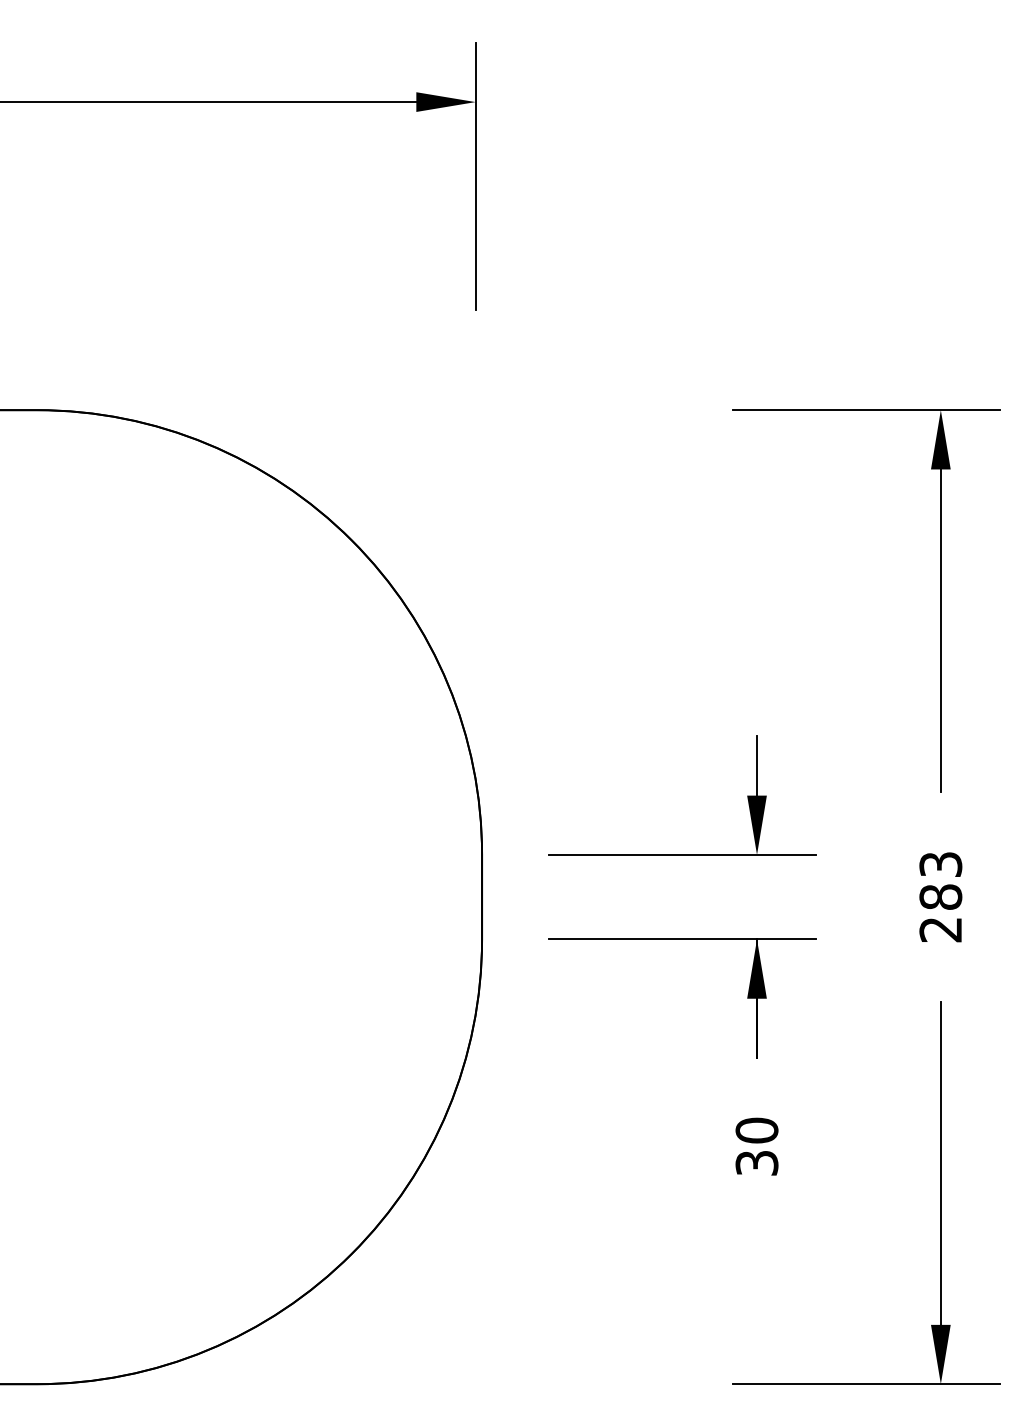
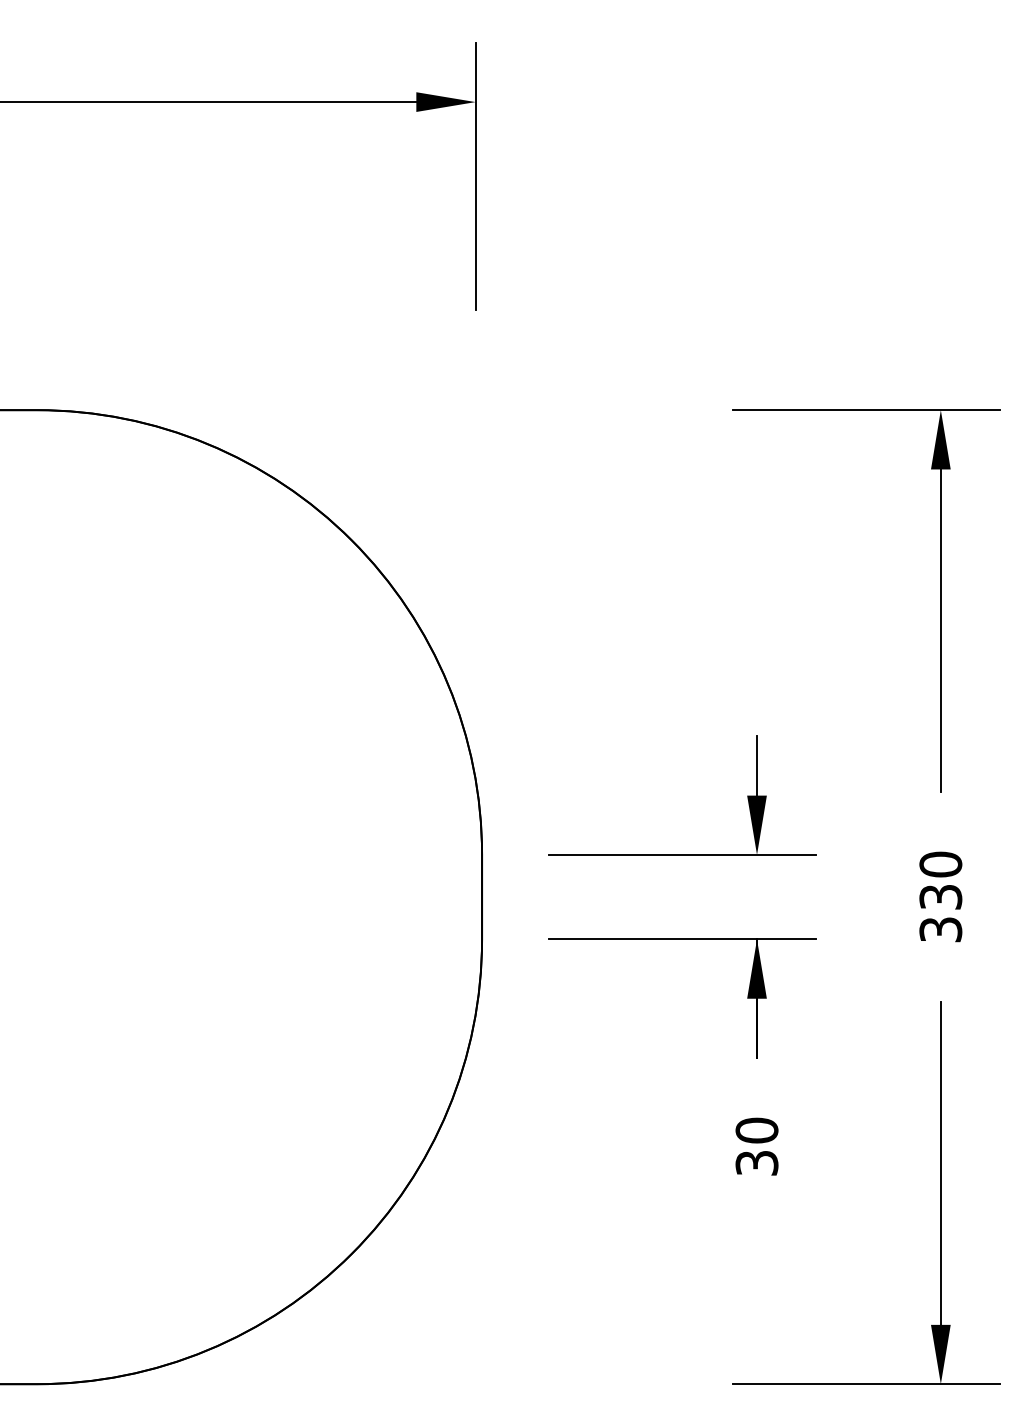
text: 283 -> 330 (940, 896)
